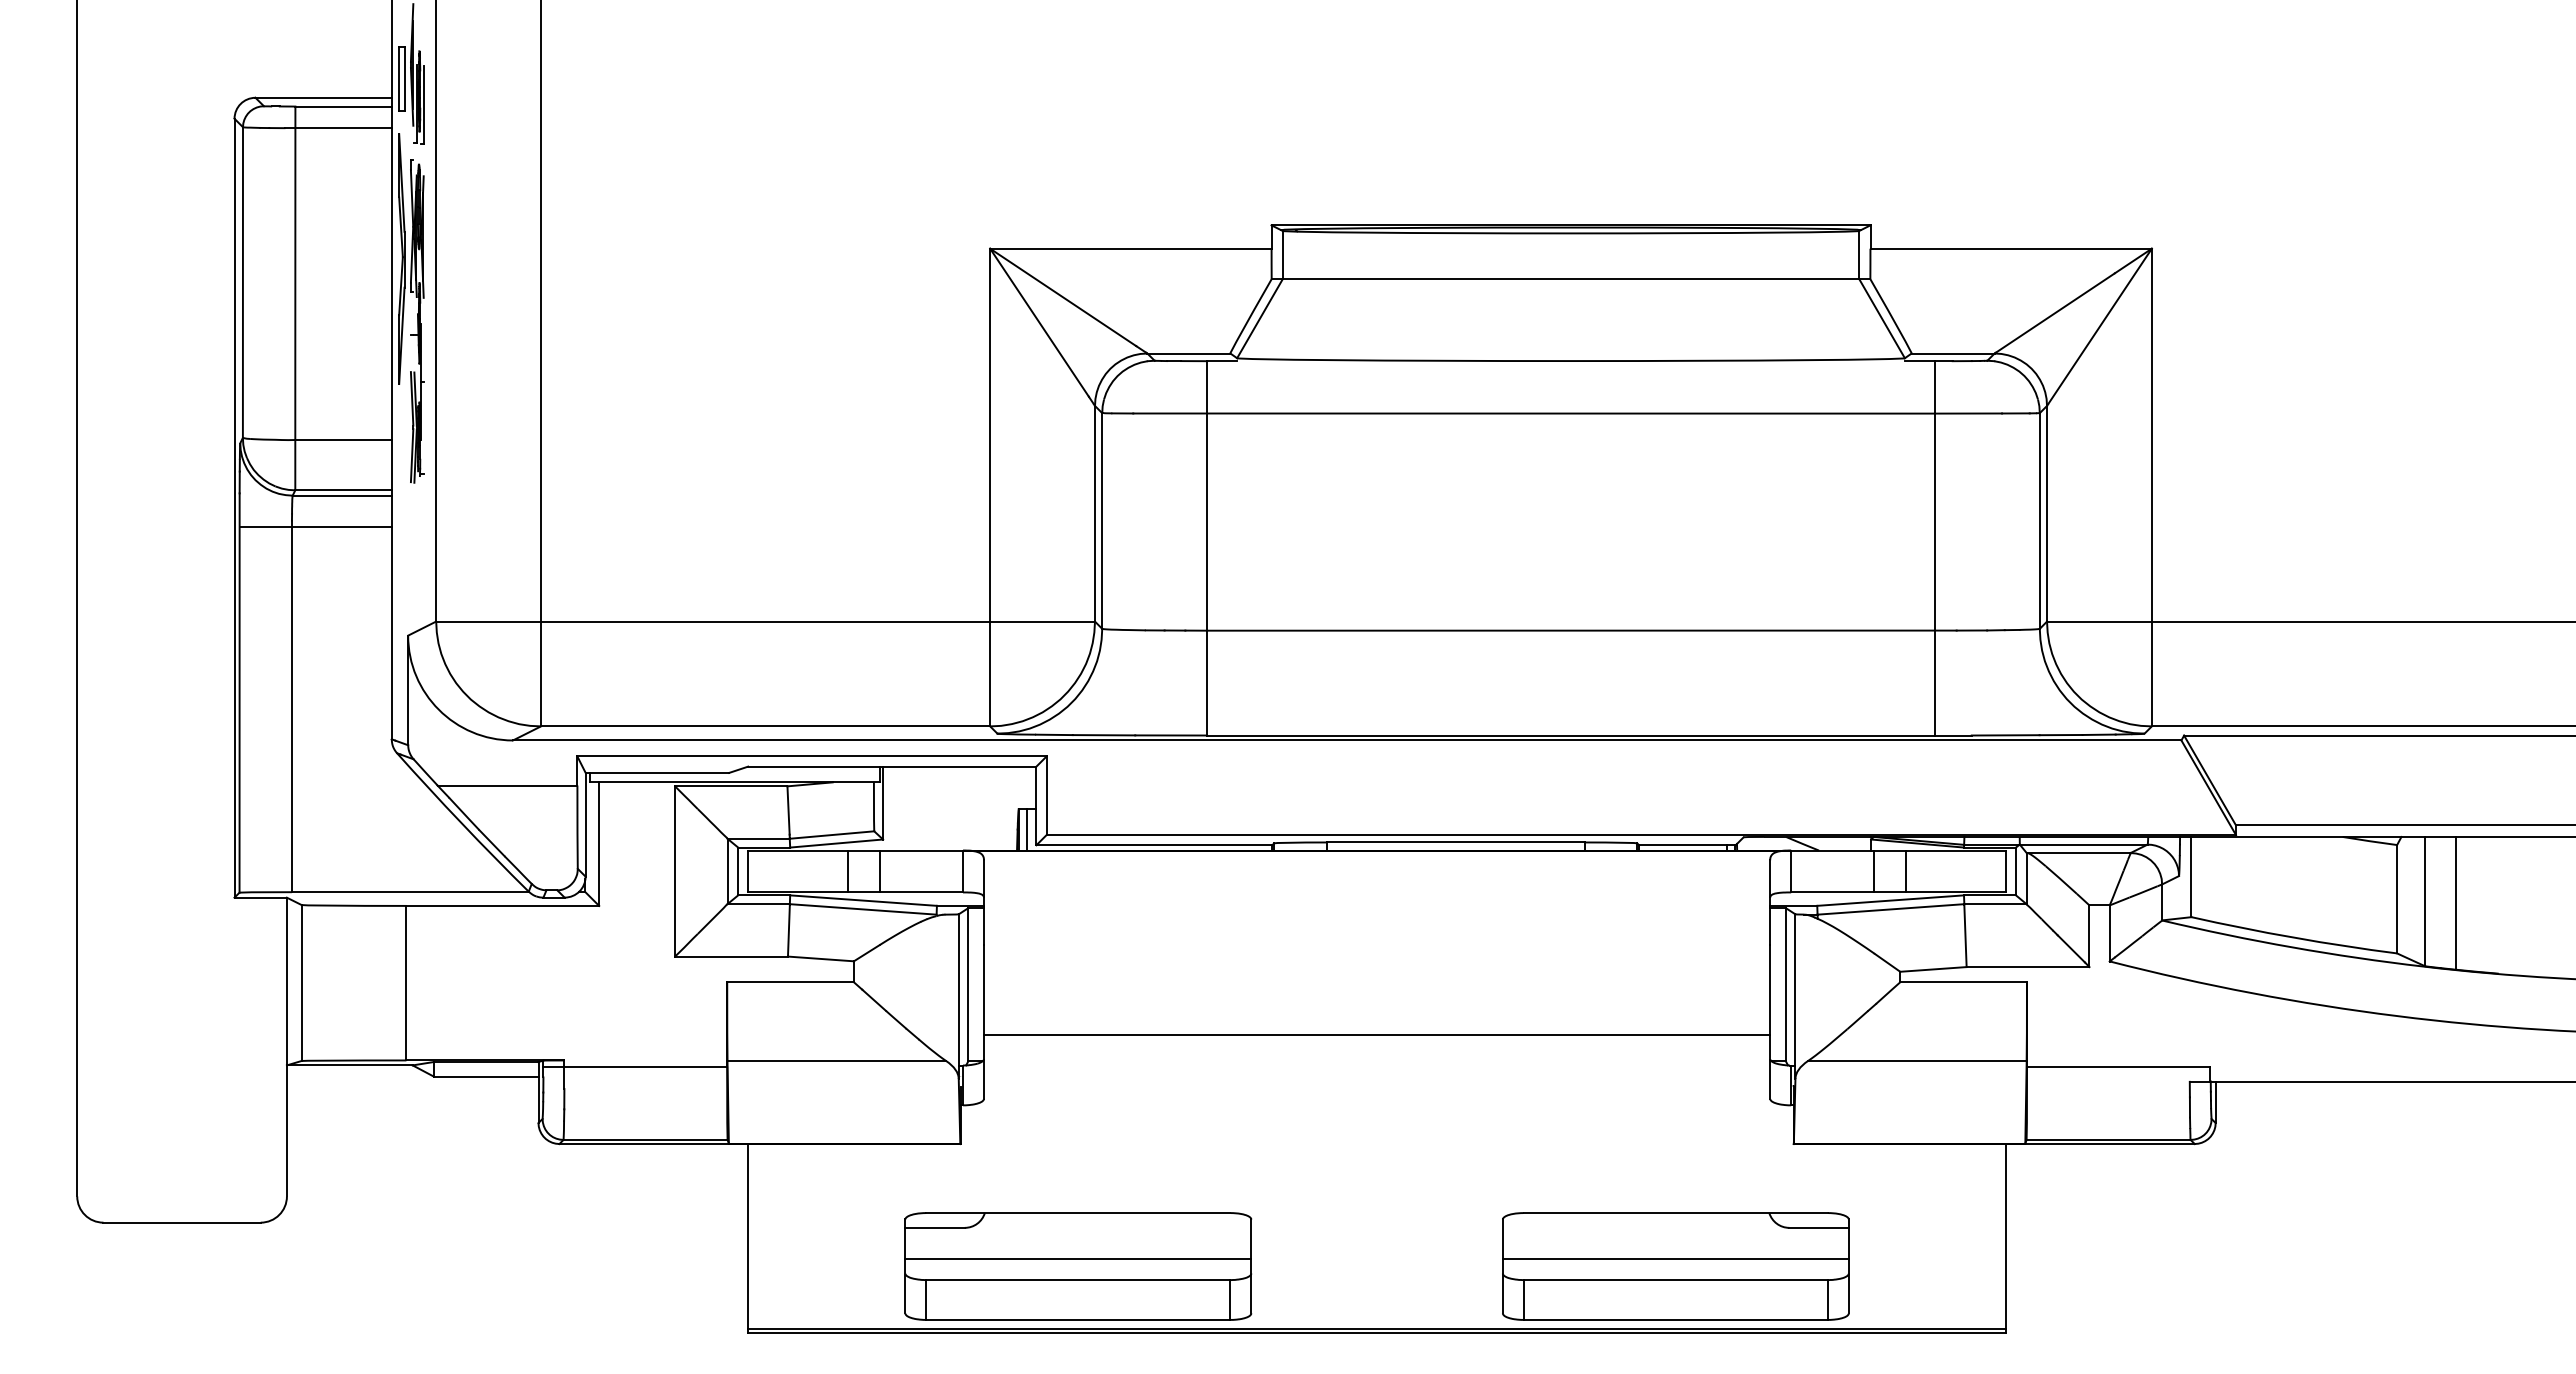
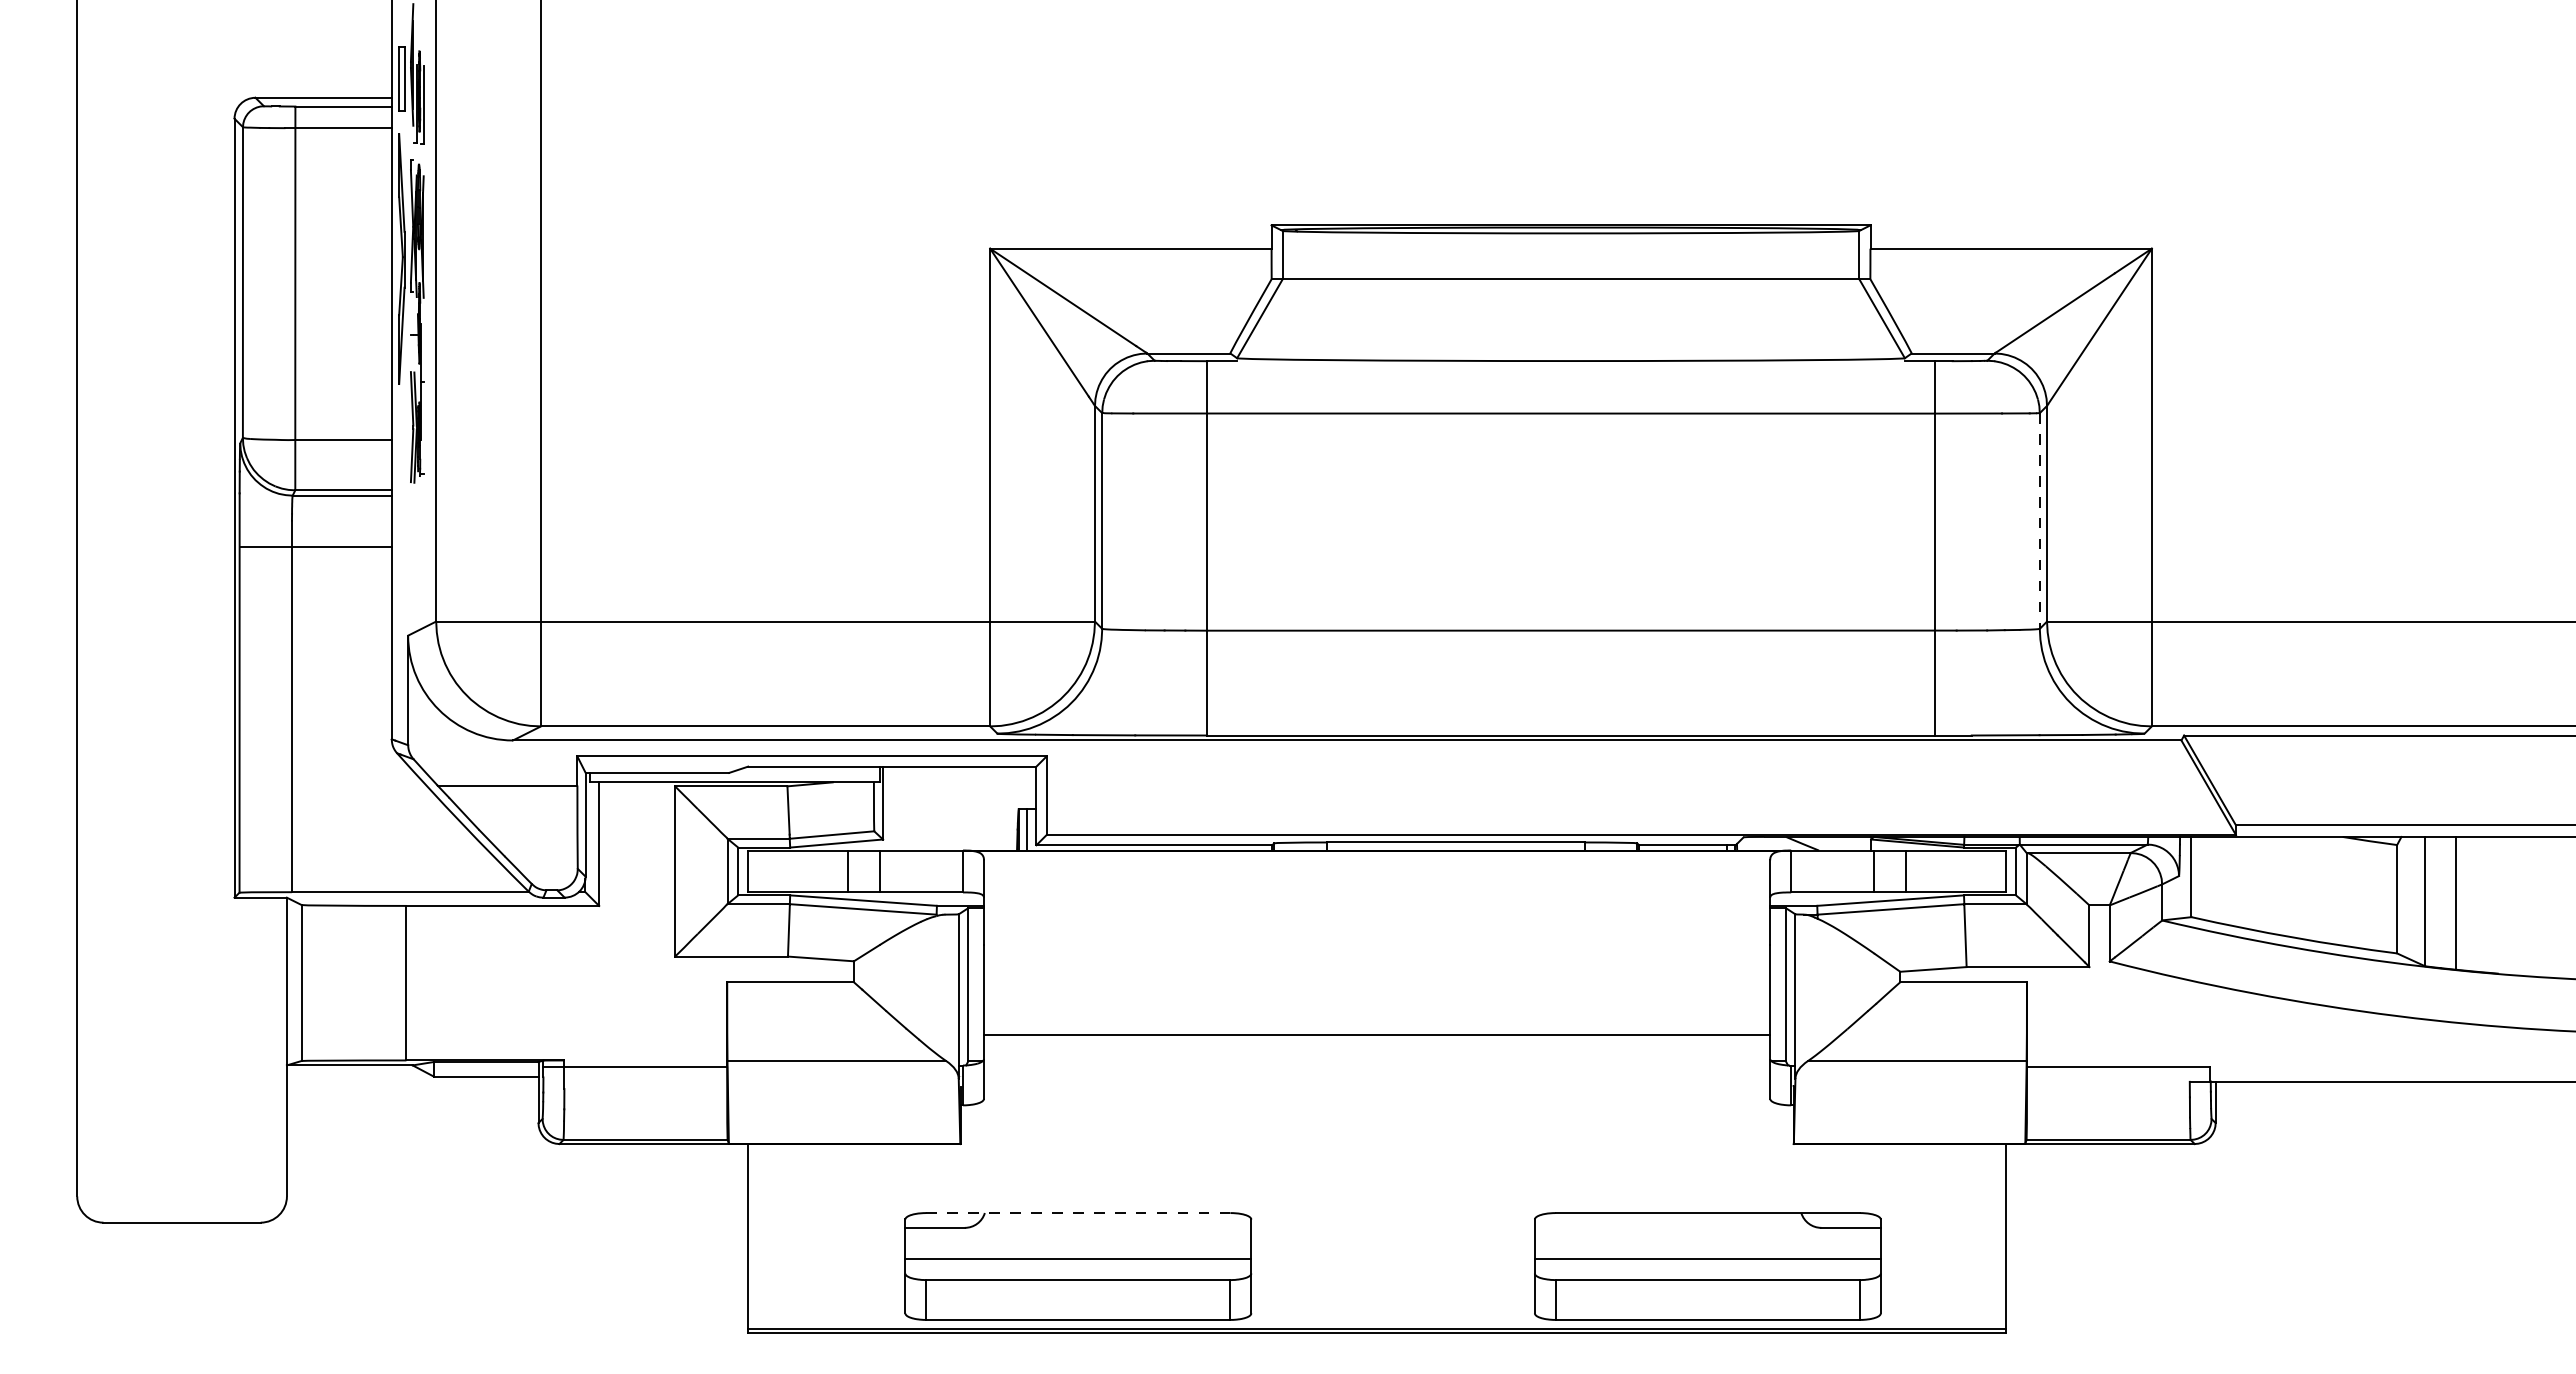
line: solid -> dashed (2039, 521)
line position: (315, 527) -> (315, 547) (315, 547)
line: solid -> dashed (1078, 1212)
part position: (1675, 1266) -> (1707, 1266) (1707, 1266)
